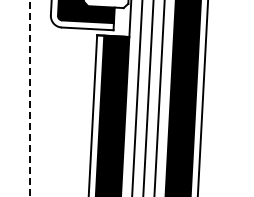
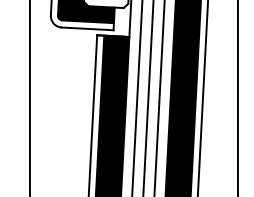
line: none -> present (237, 97)
line: dashed -> solid (29, 98)
